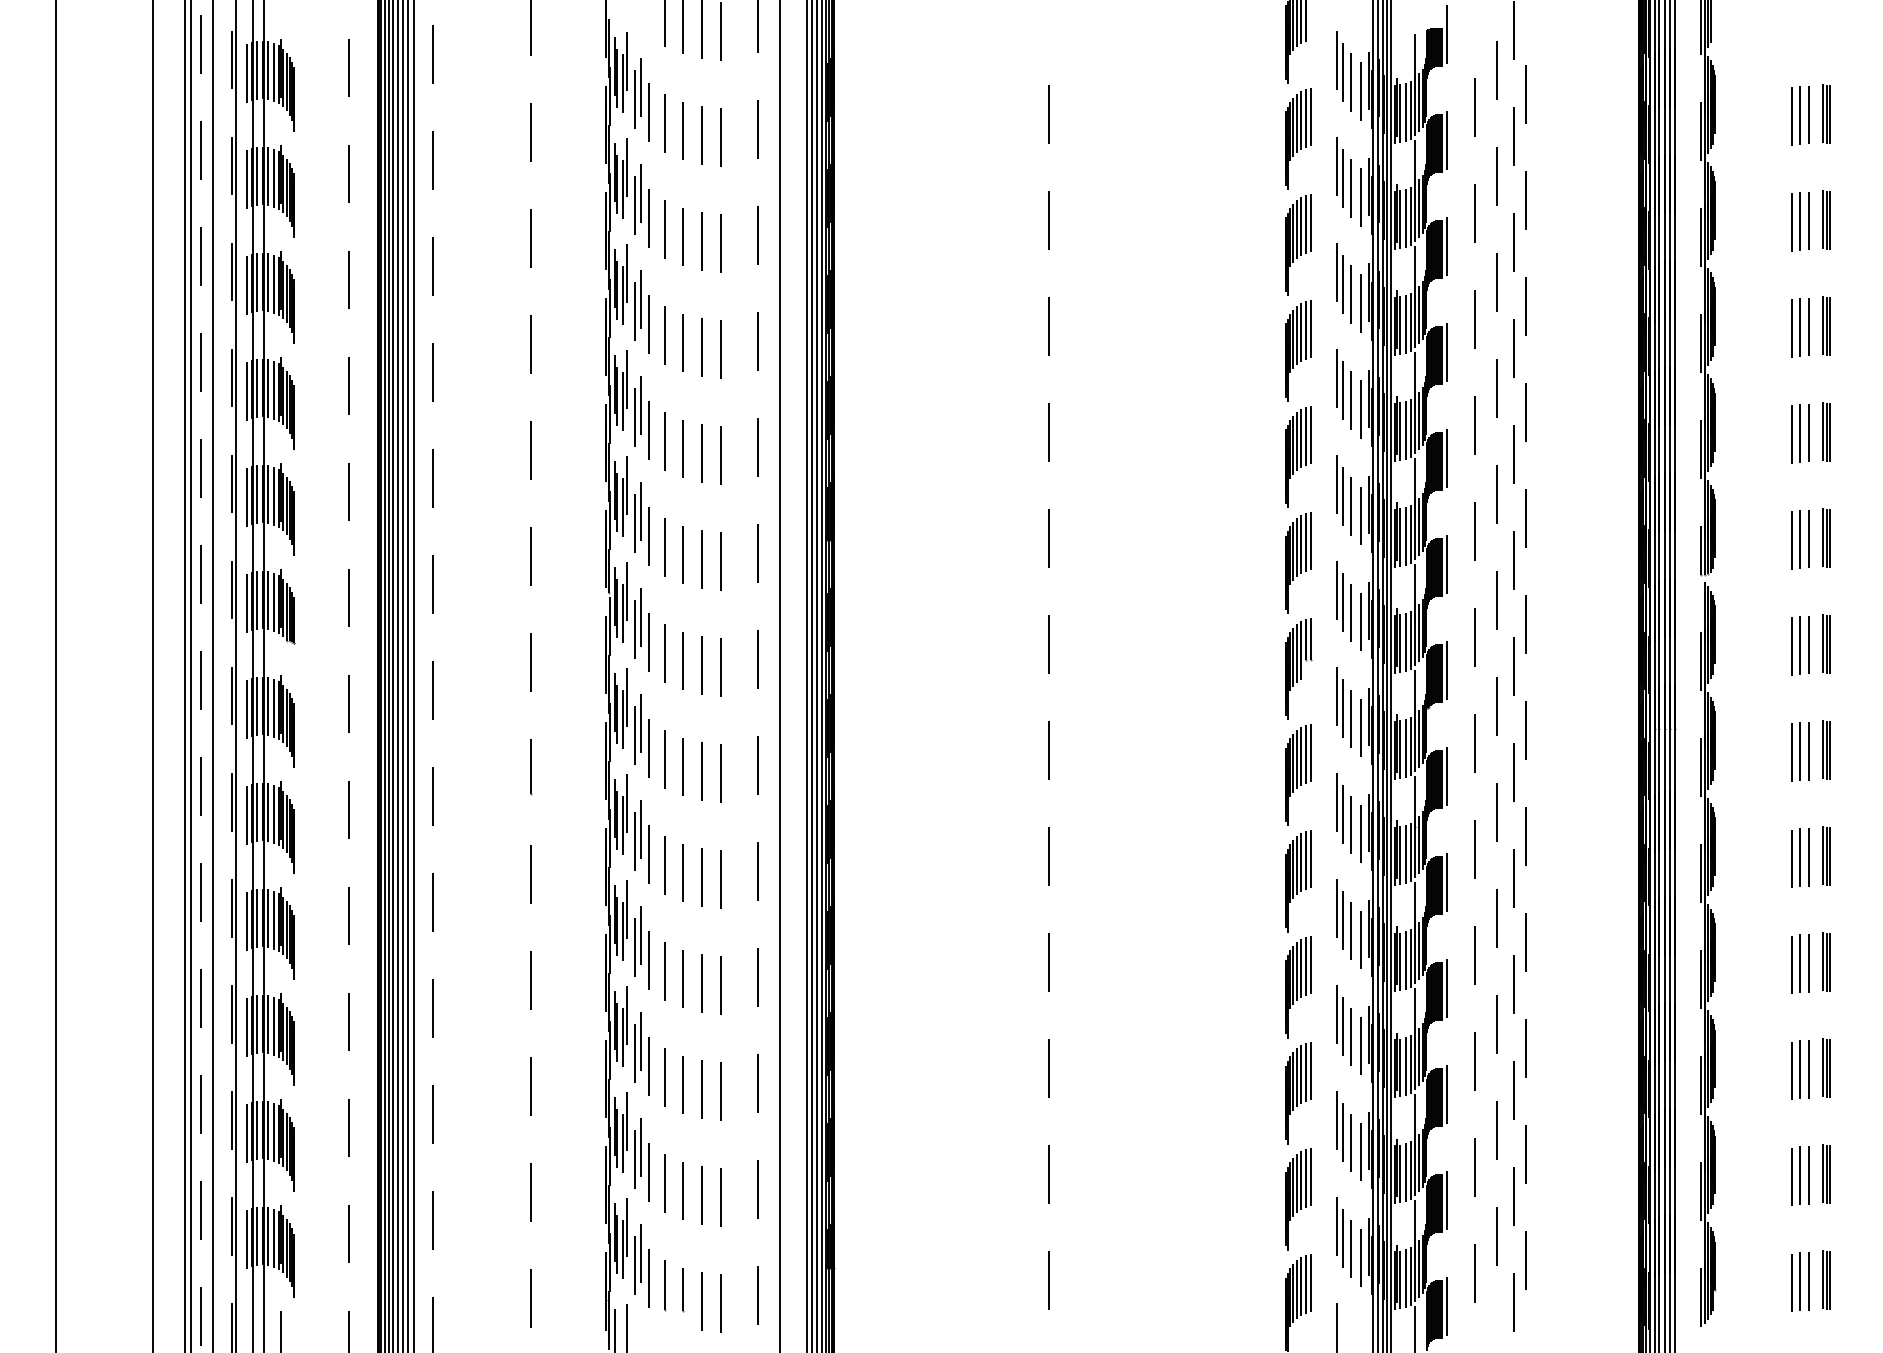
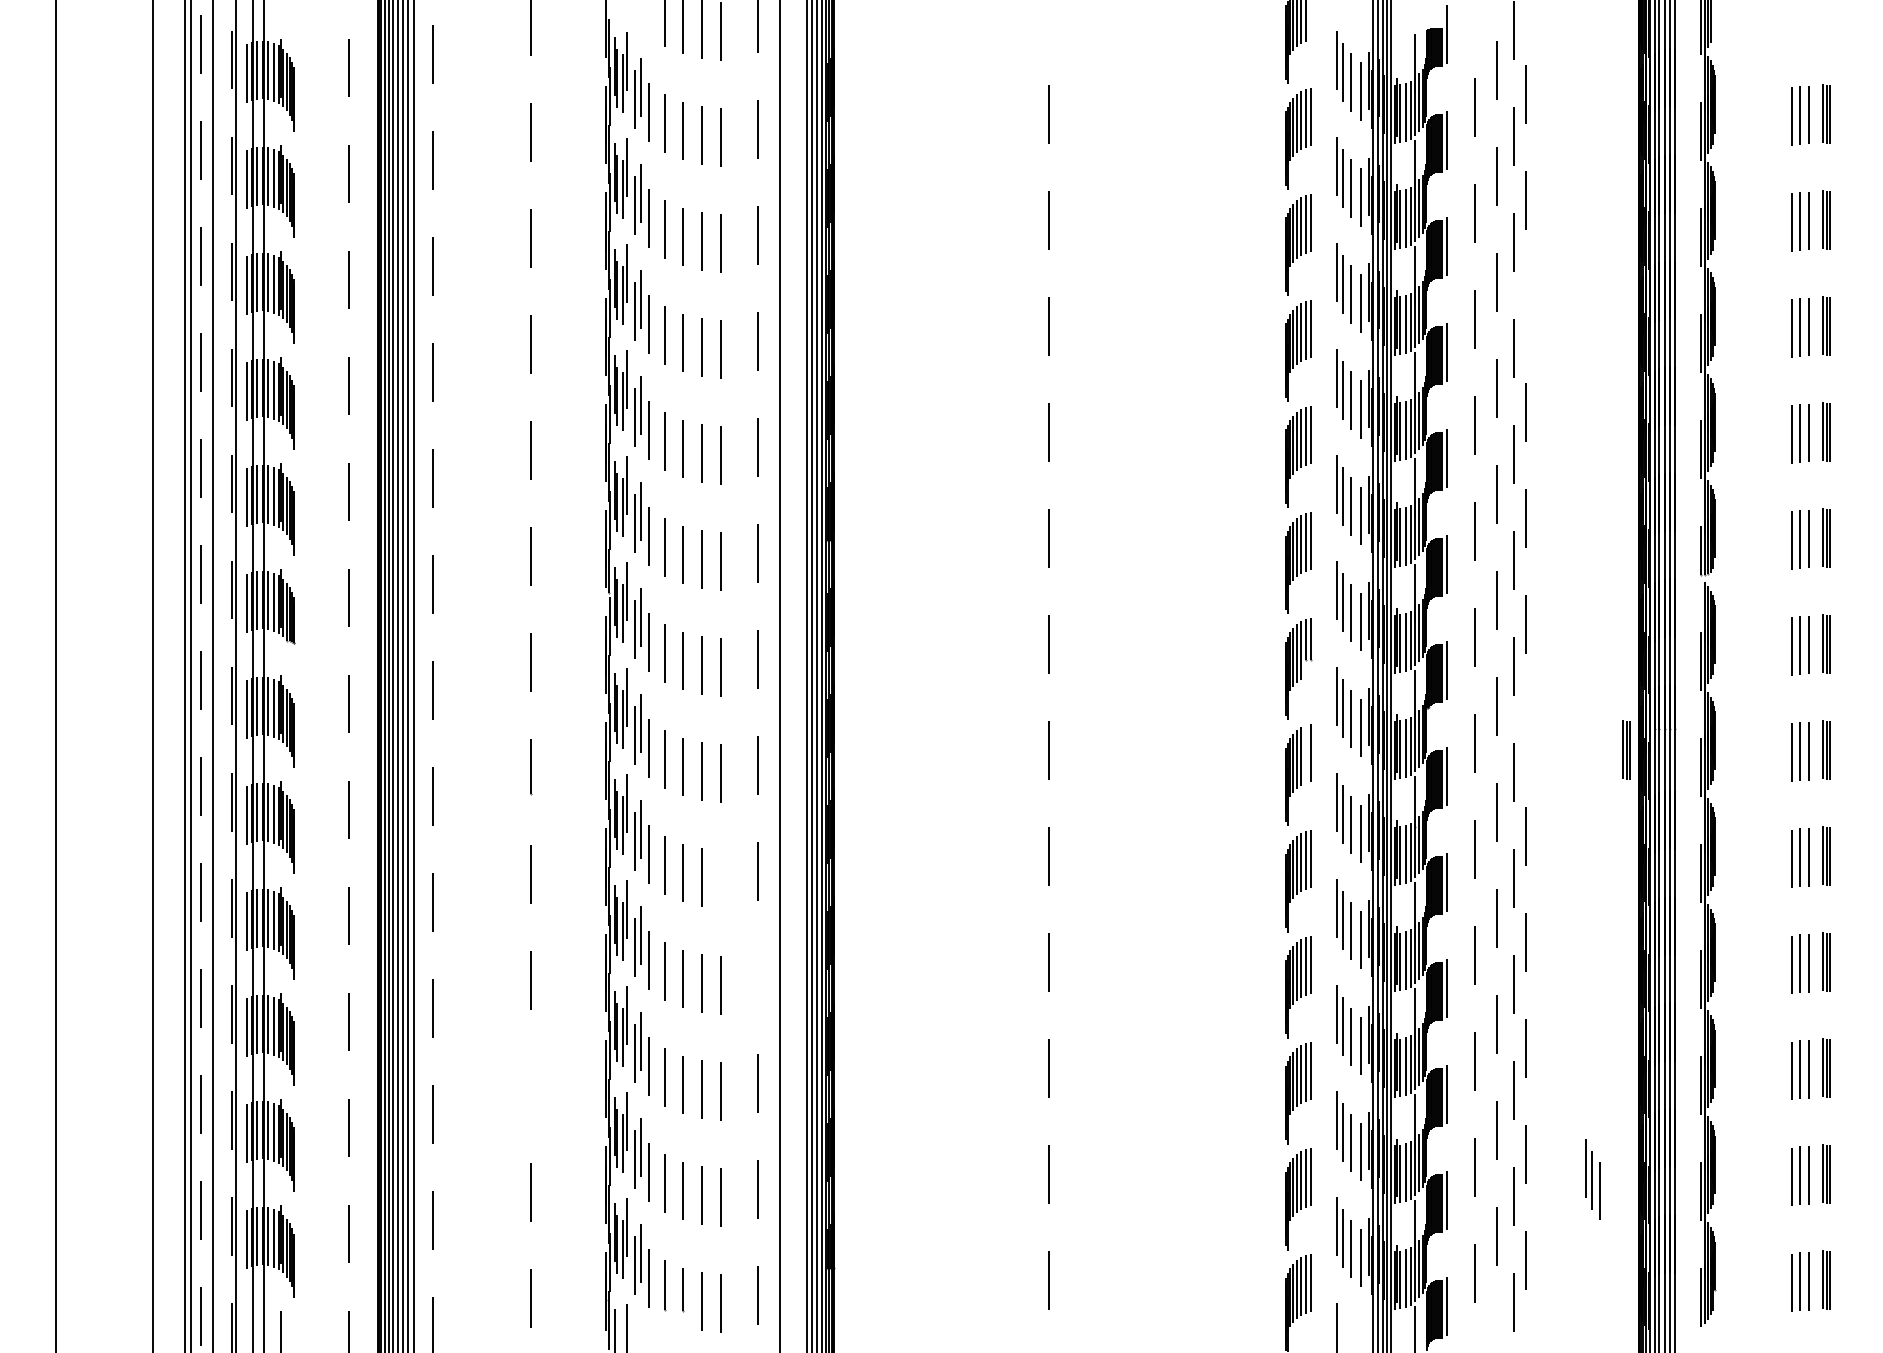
line: present -> none (1525, 306)
line: present -> none (1525, 730)
part: none -> present (1626, 749)
line: present -> none (1305, 754)
line: present -> none (720, 879)
line: present -> none (758, 976)
line: present -> none (531, 1086)
part: none -> present (1592, 1179)
